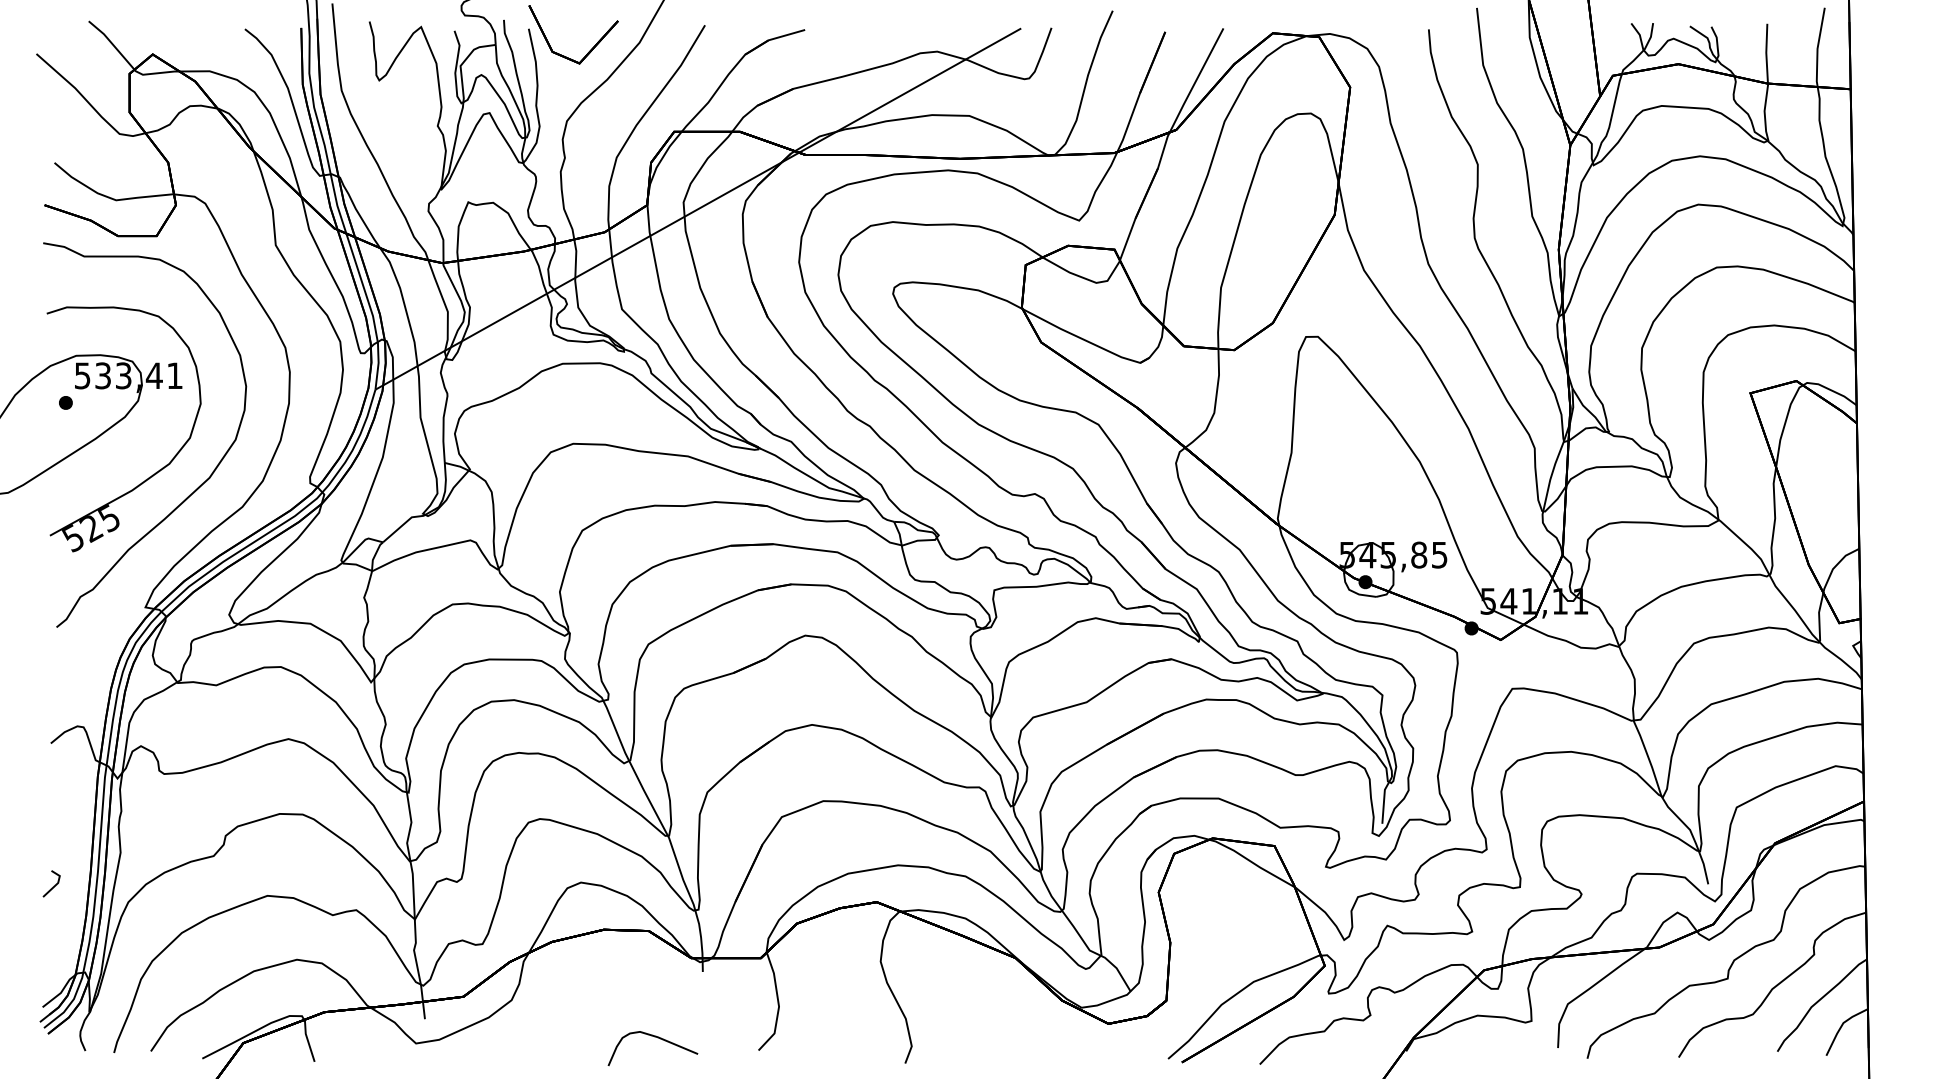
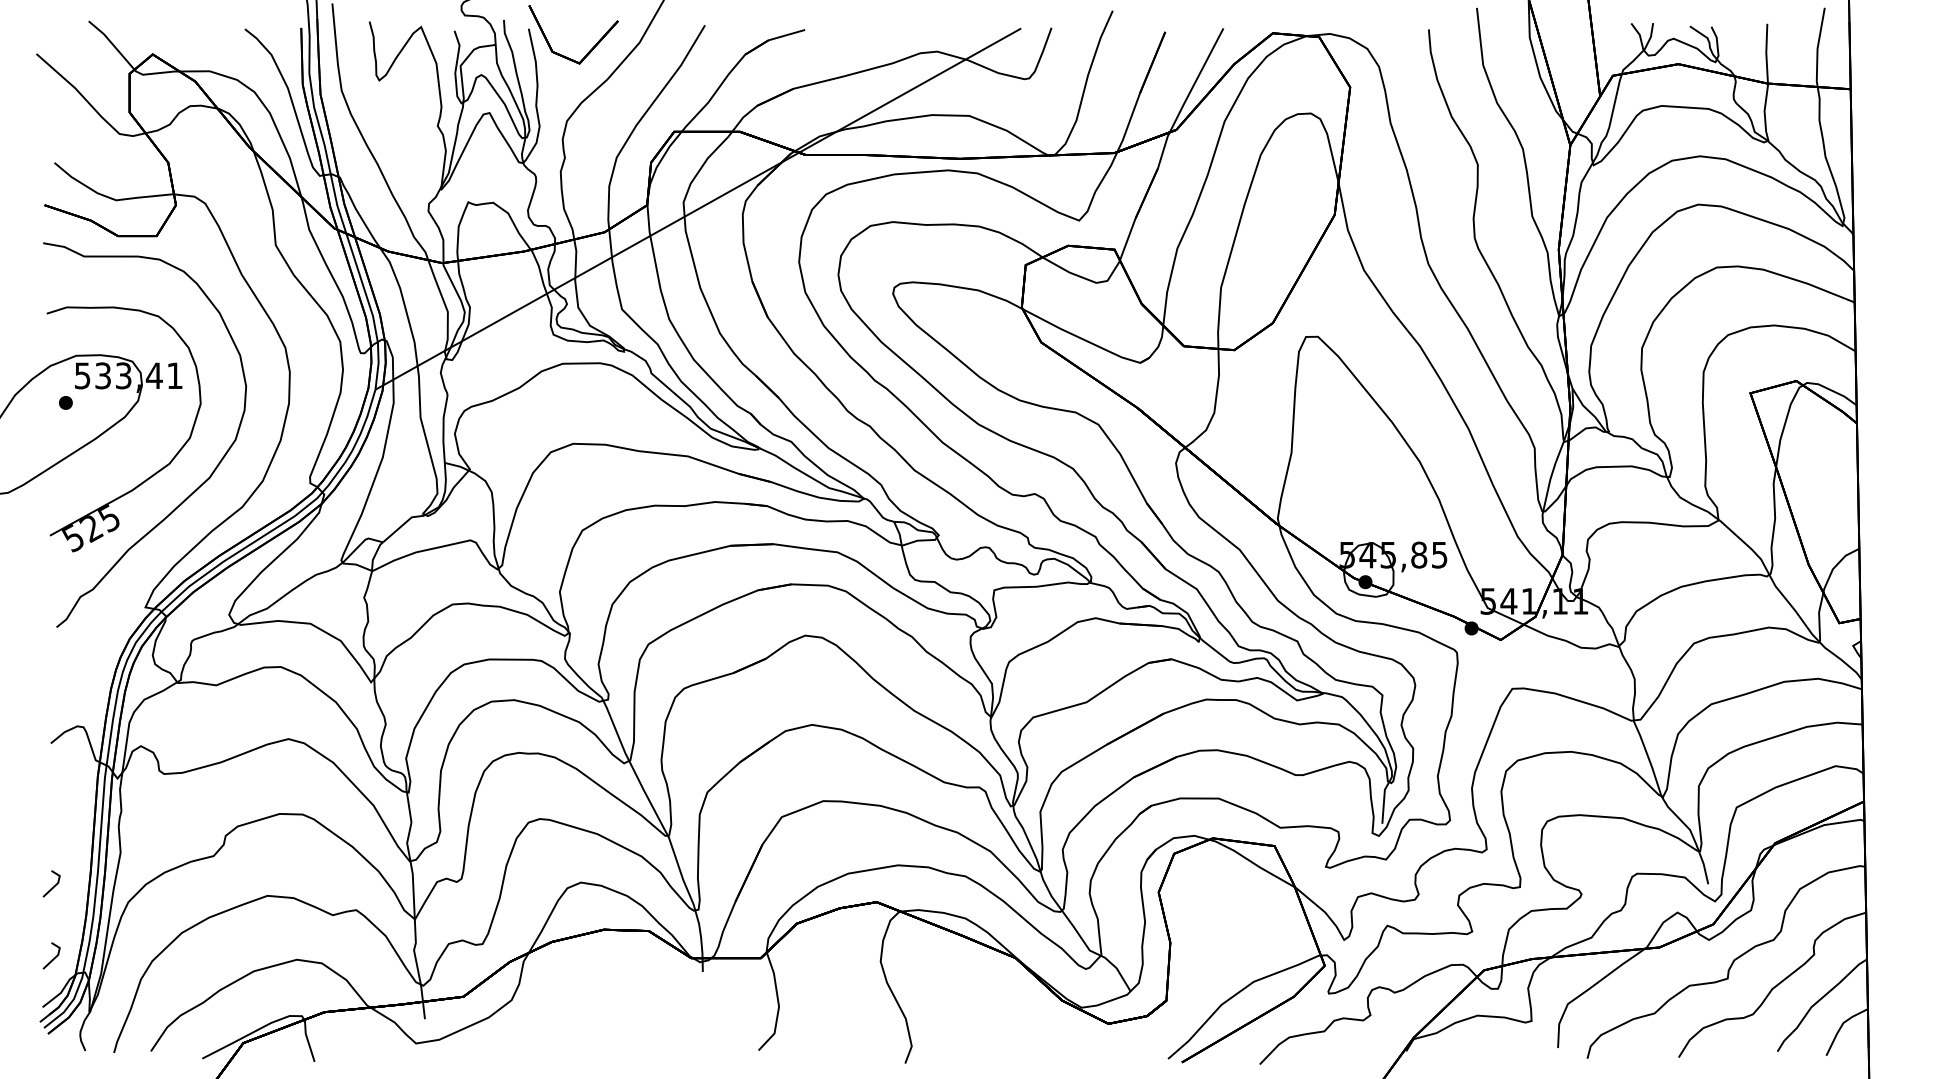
line: none -> present (52, 958)
curve: present -> none (654, 1037)
